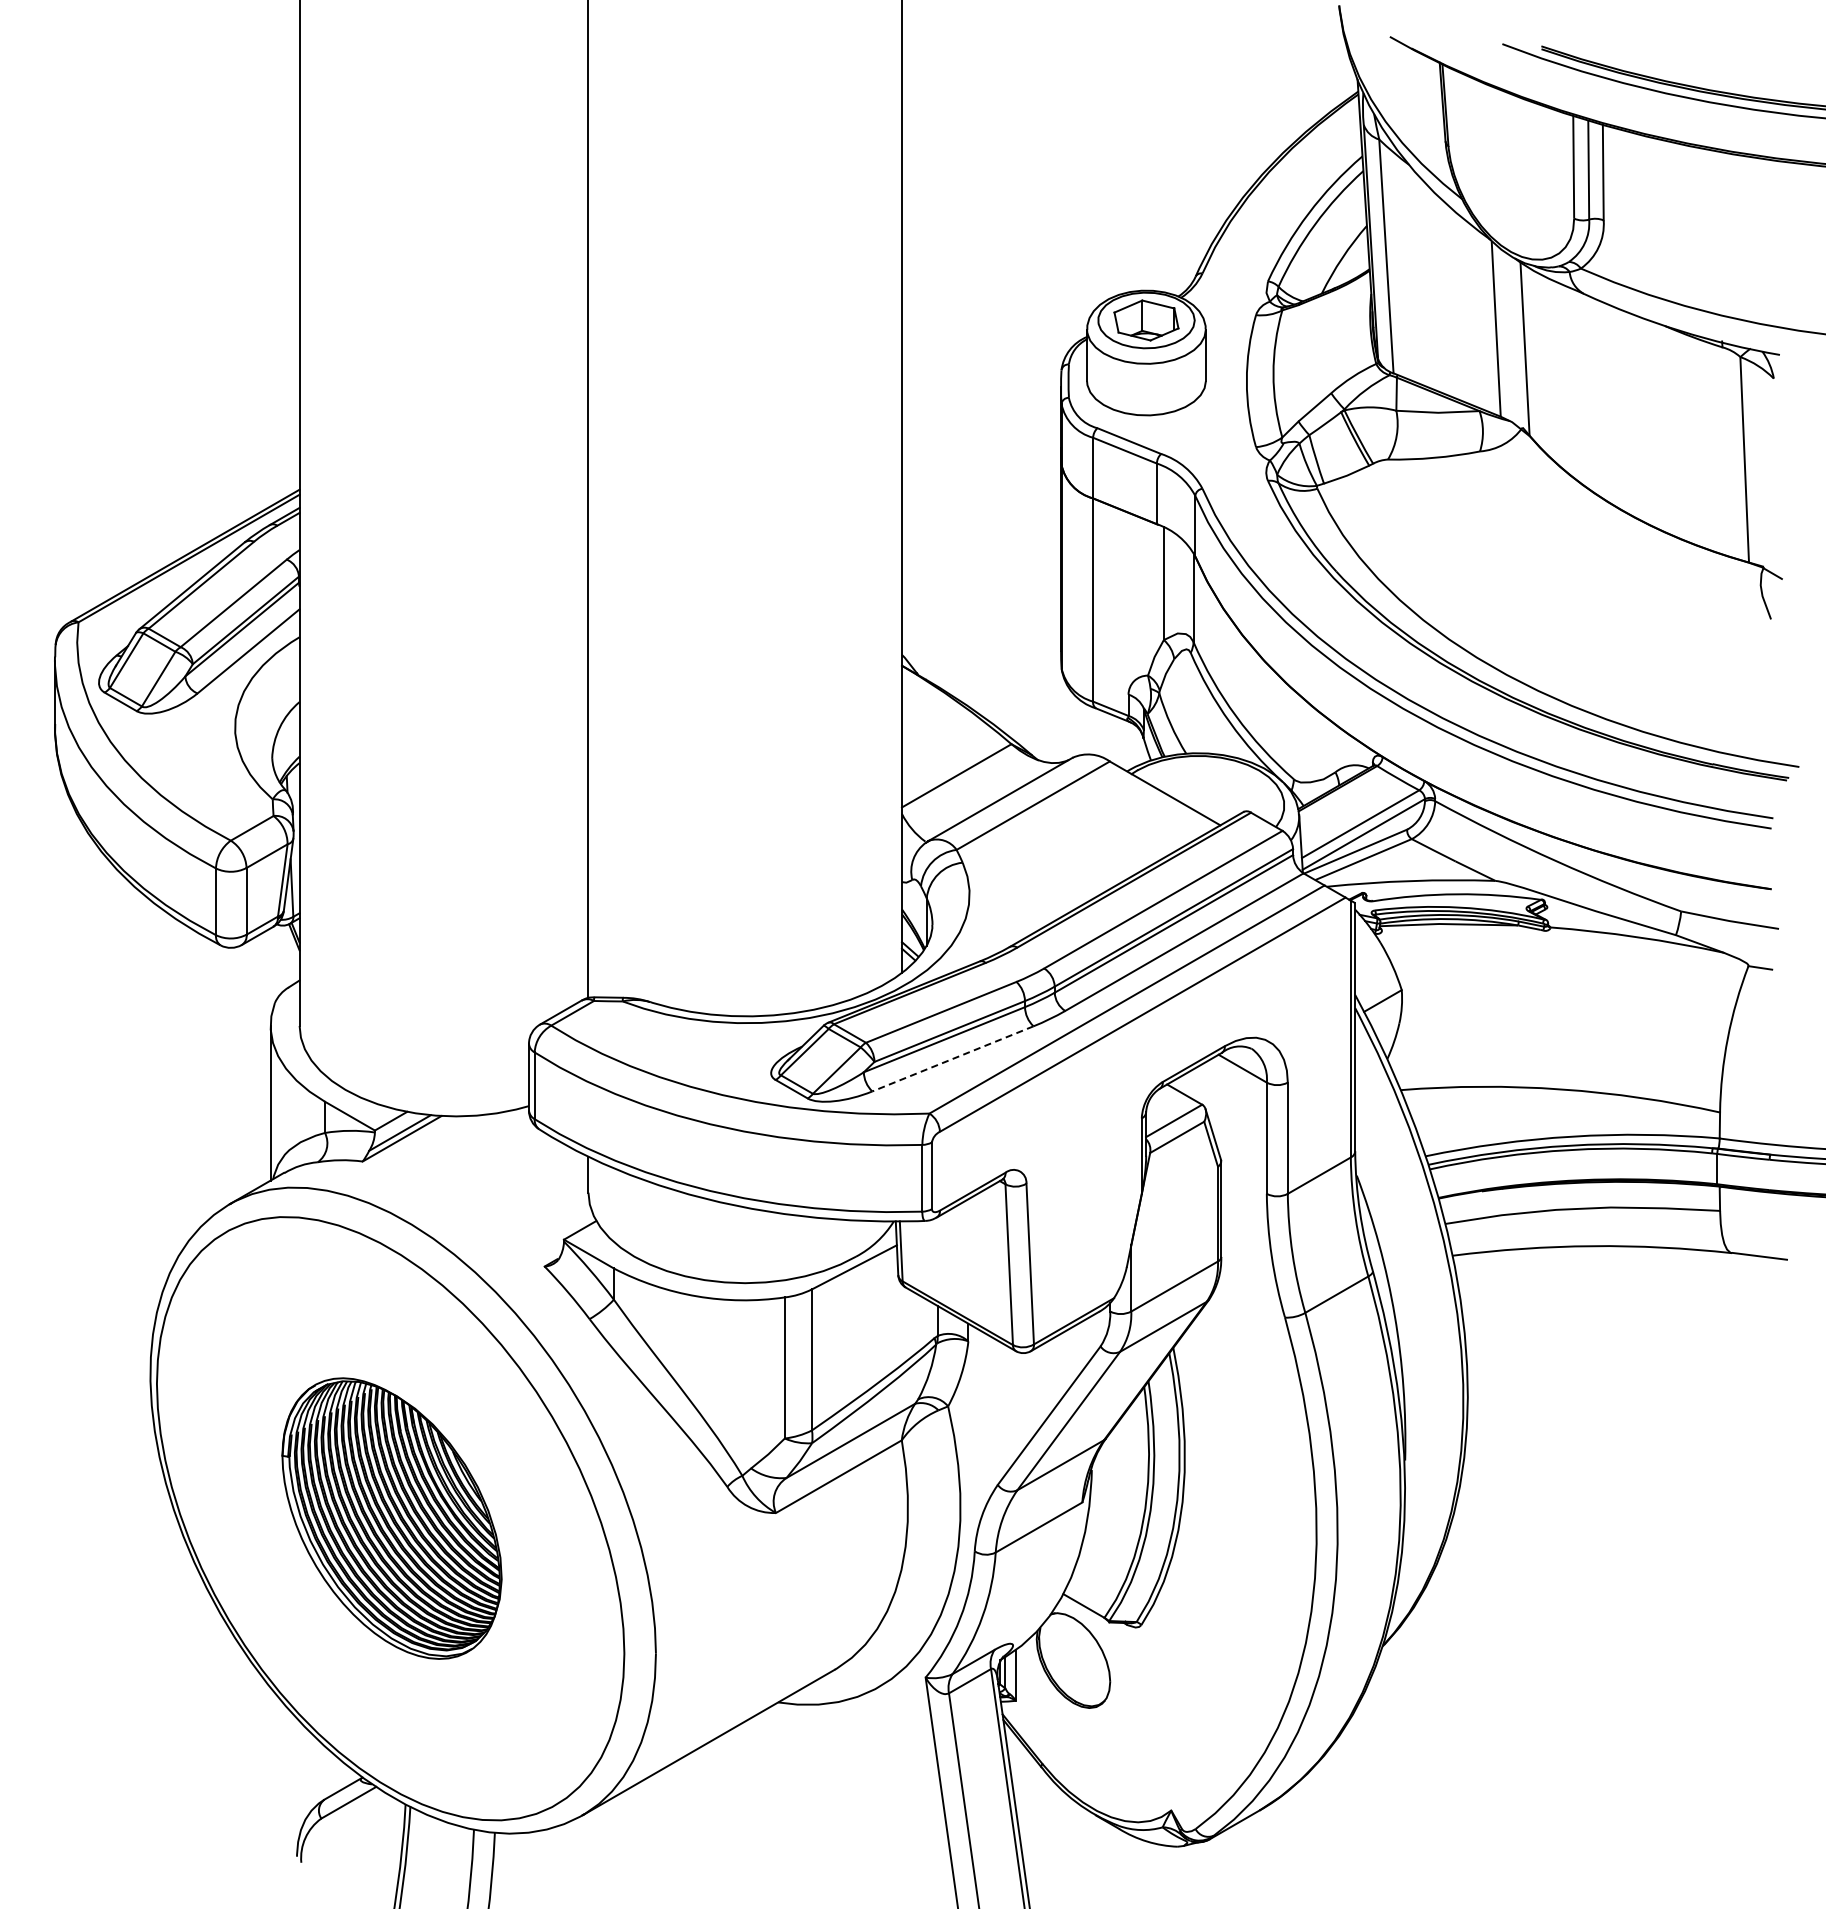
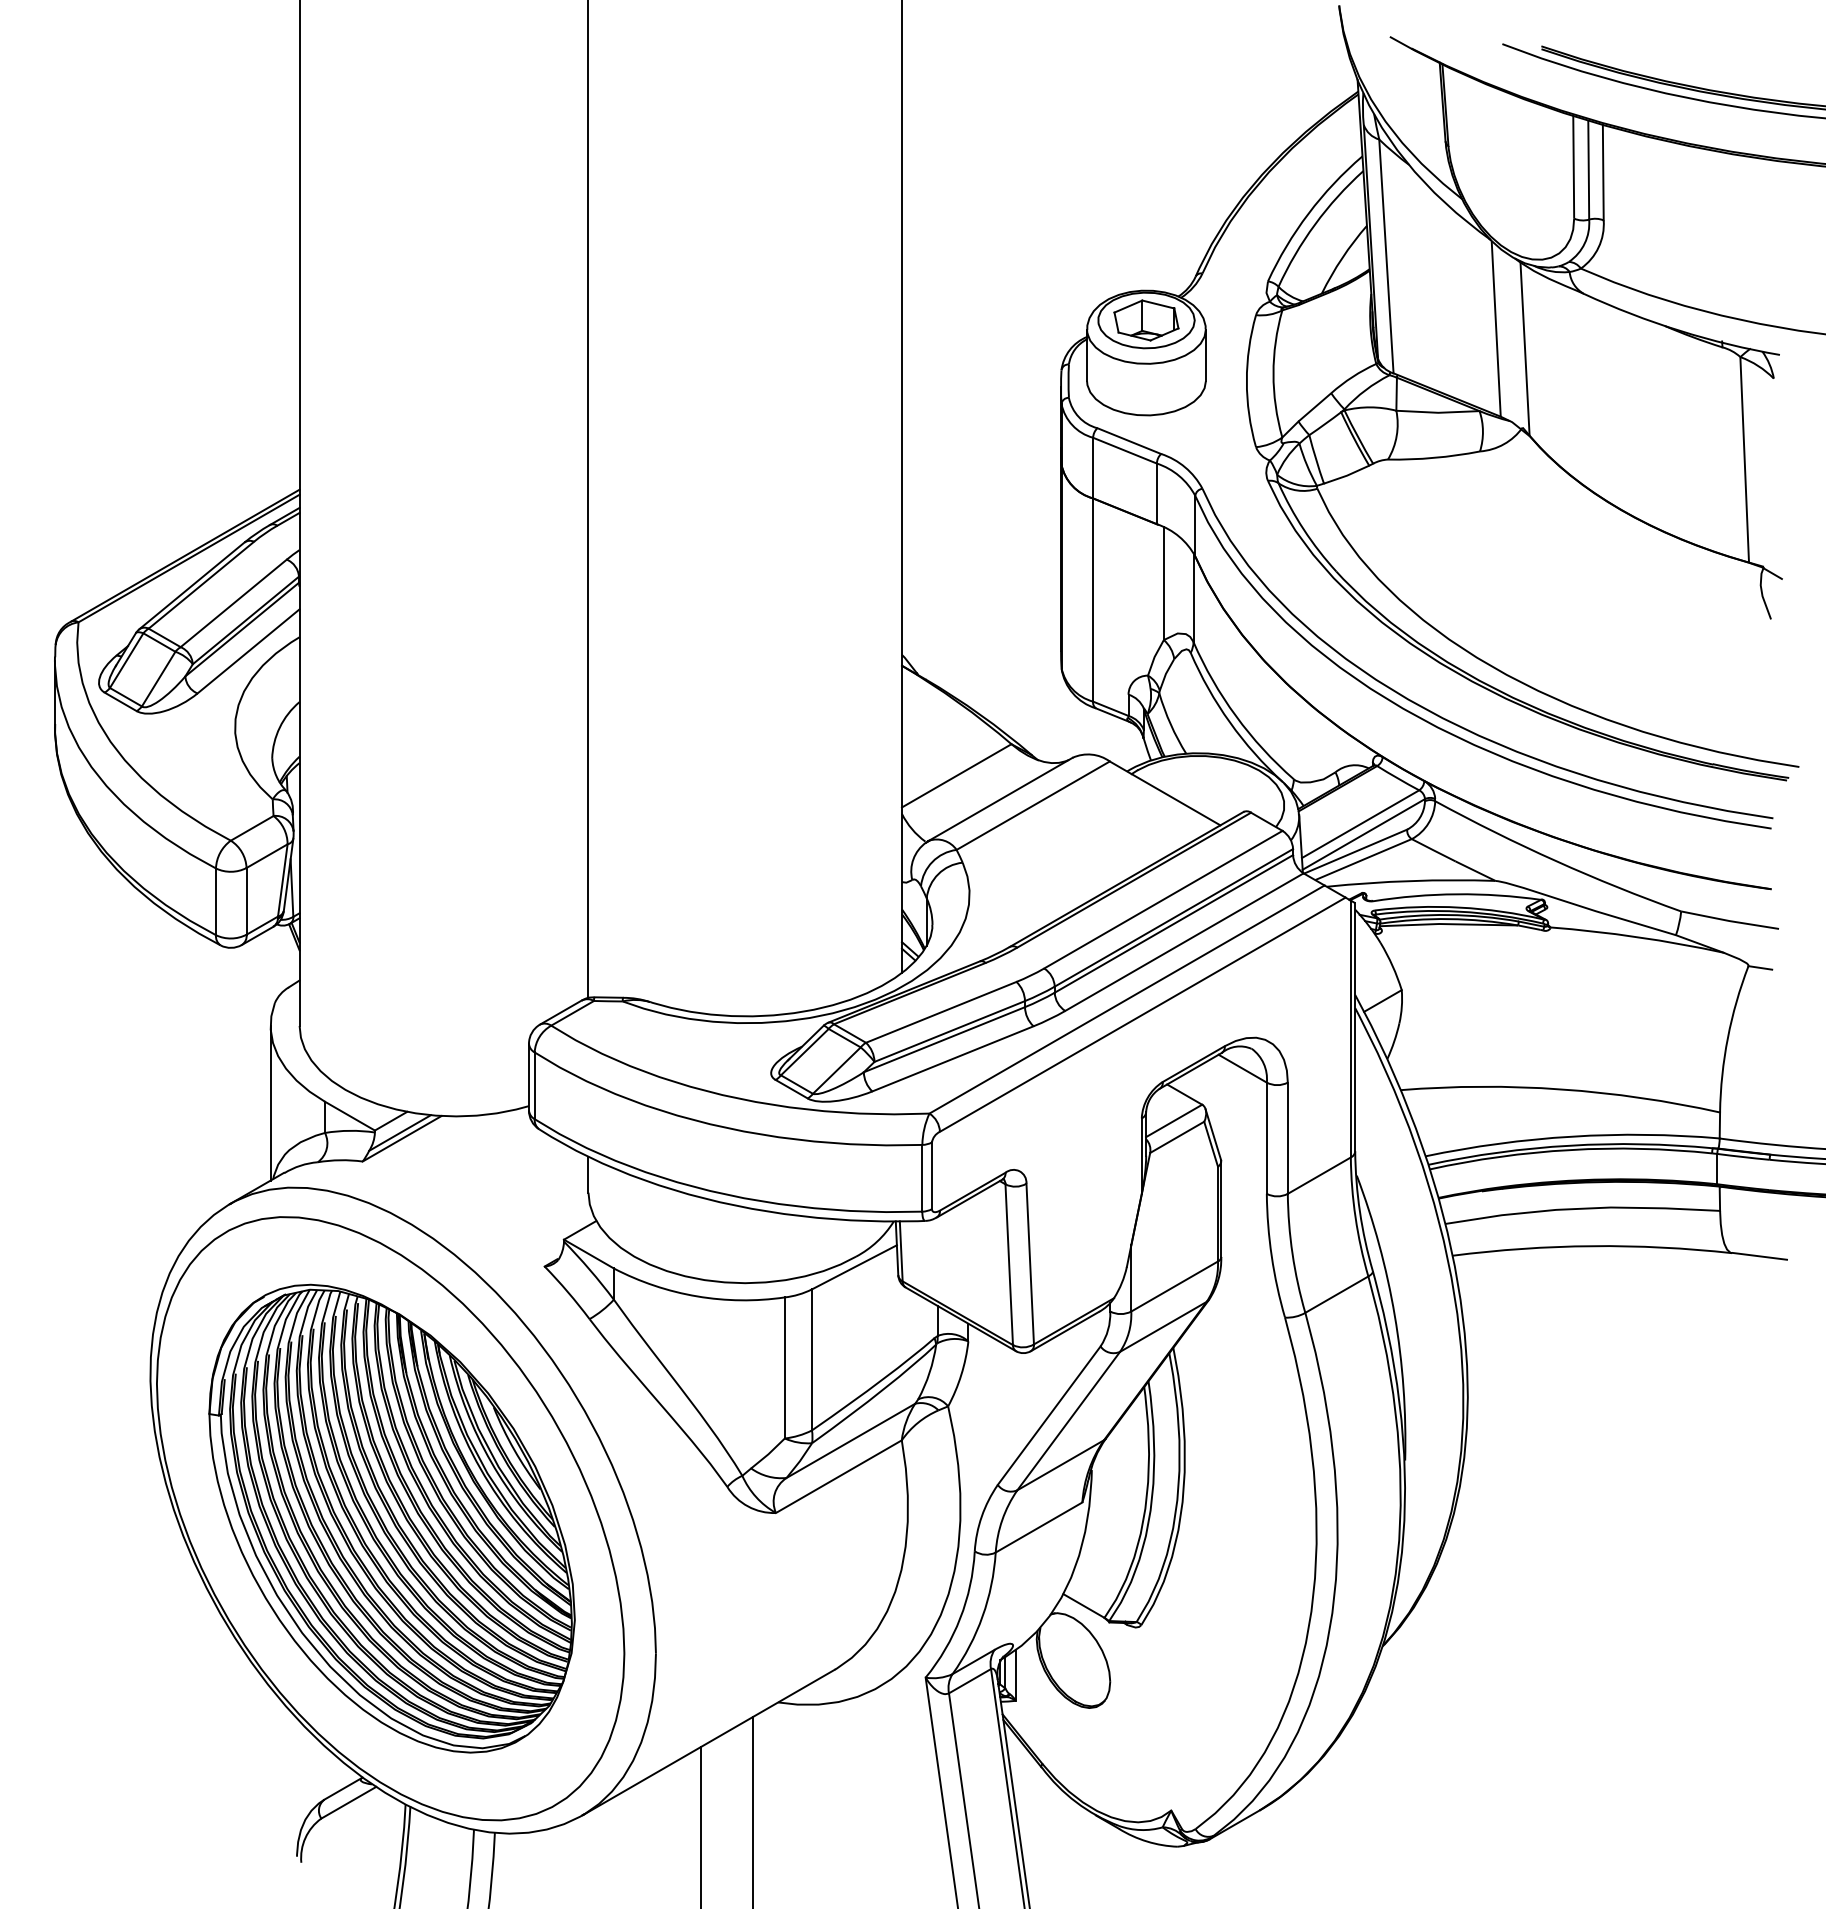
line: dashed -> solid (952, 1058)
part size: 222x283 px -> 368x471 px (391, 1518)
line: none -> present (753, 1810)
line: none -> present (700, 1826)
